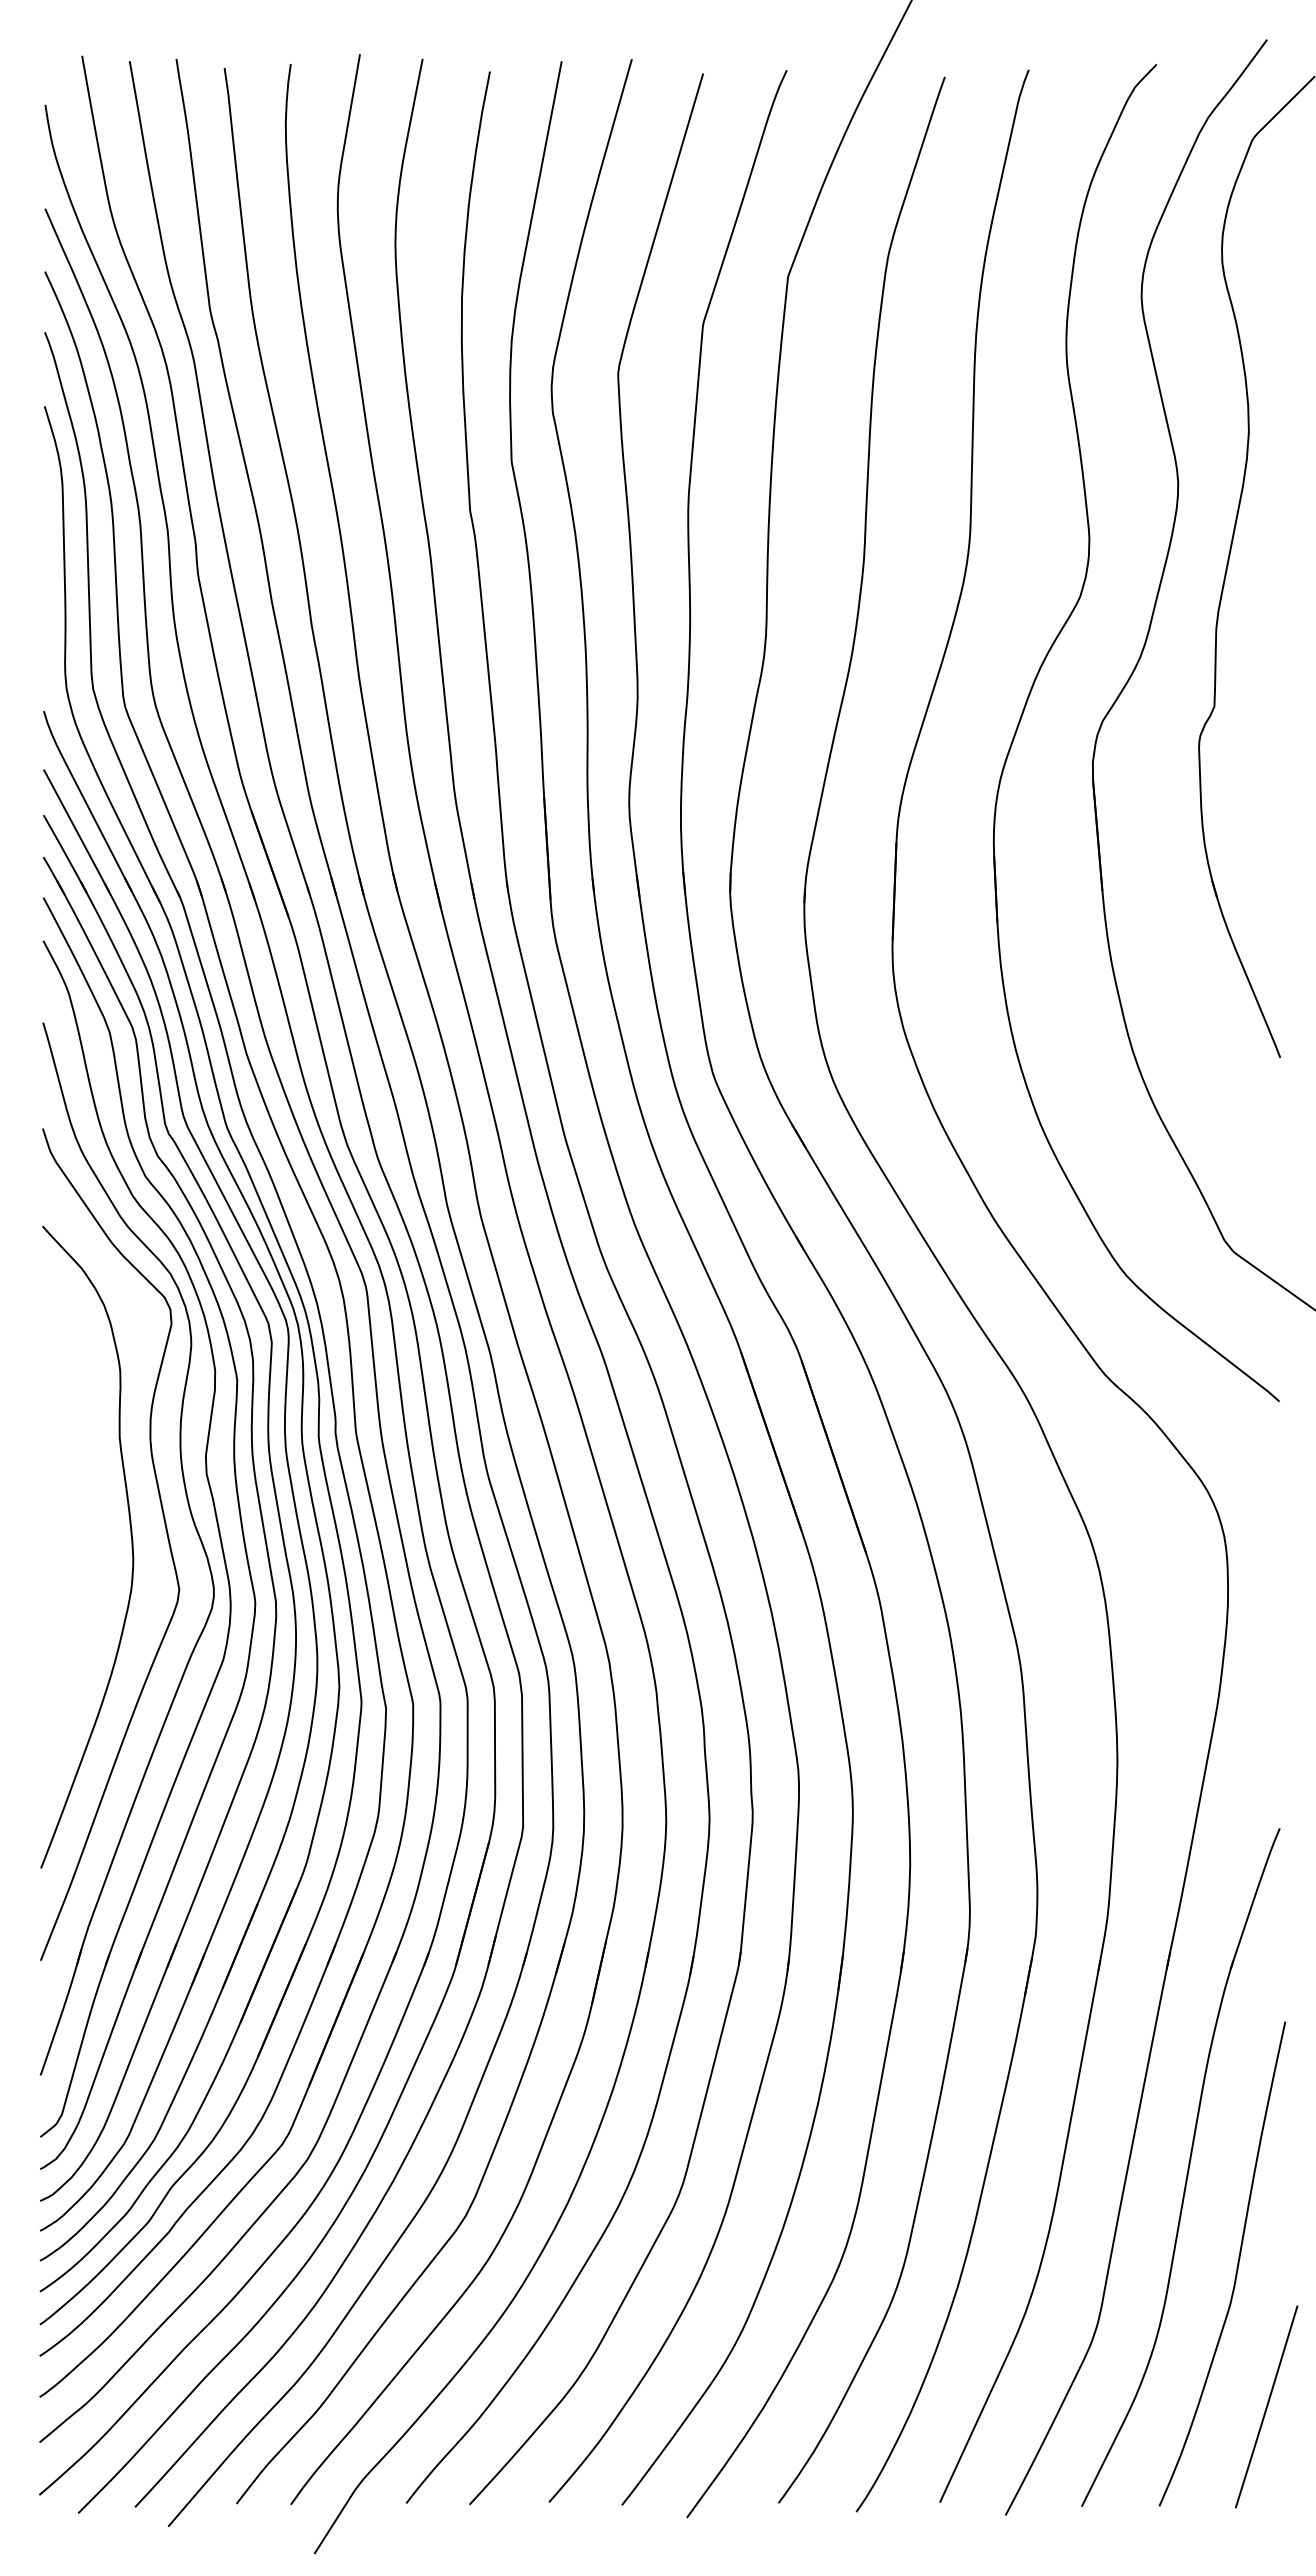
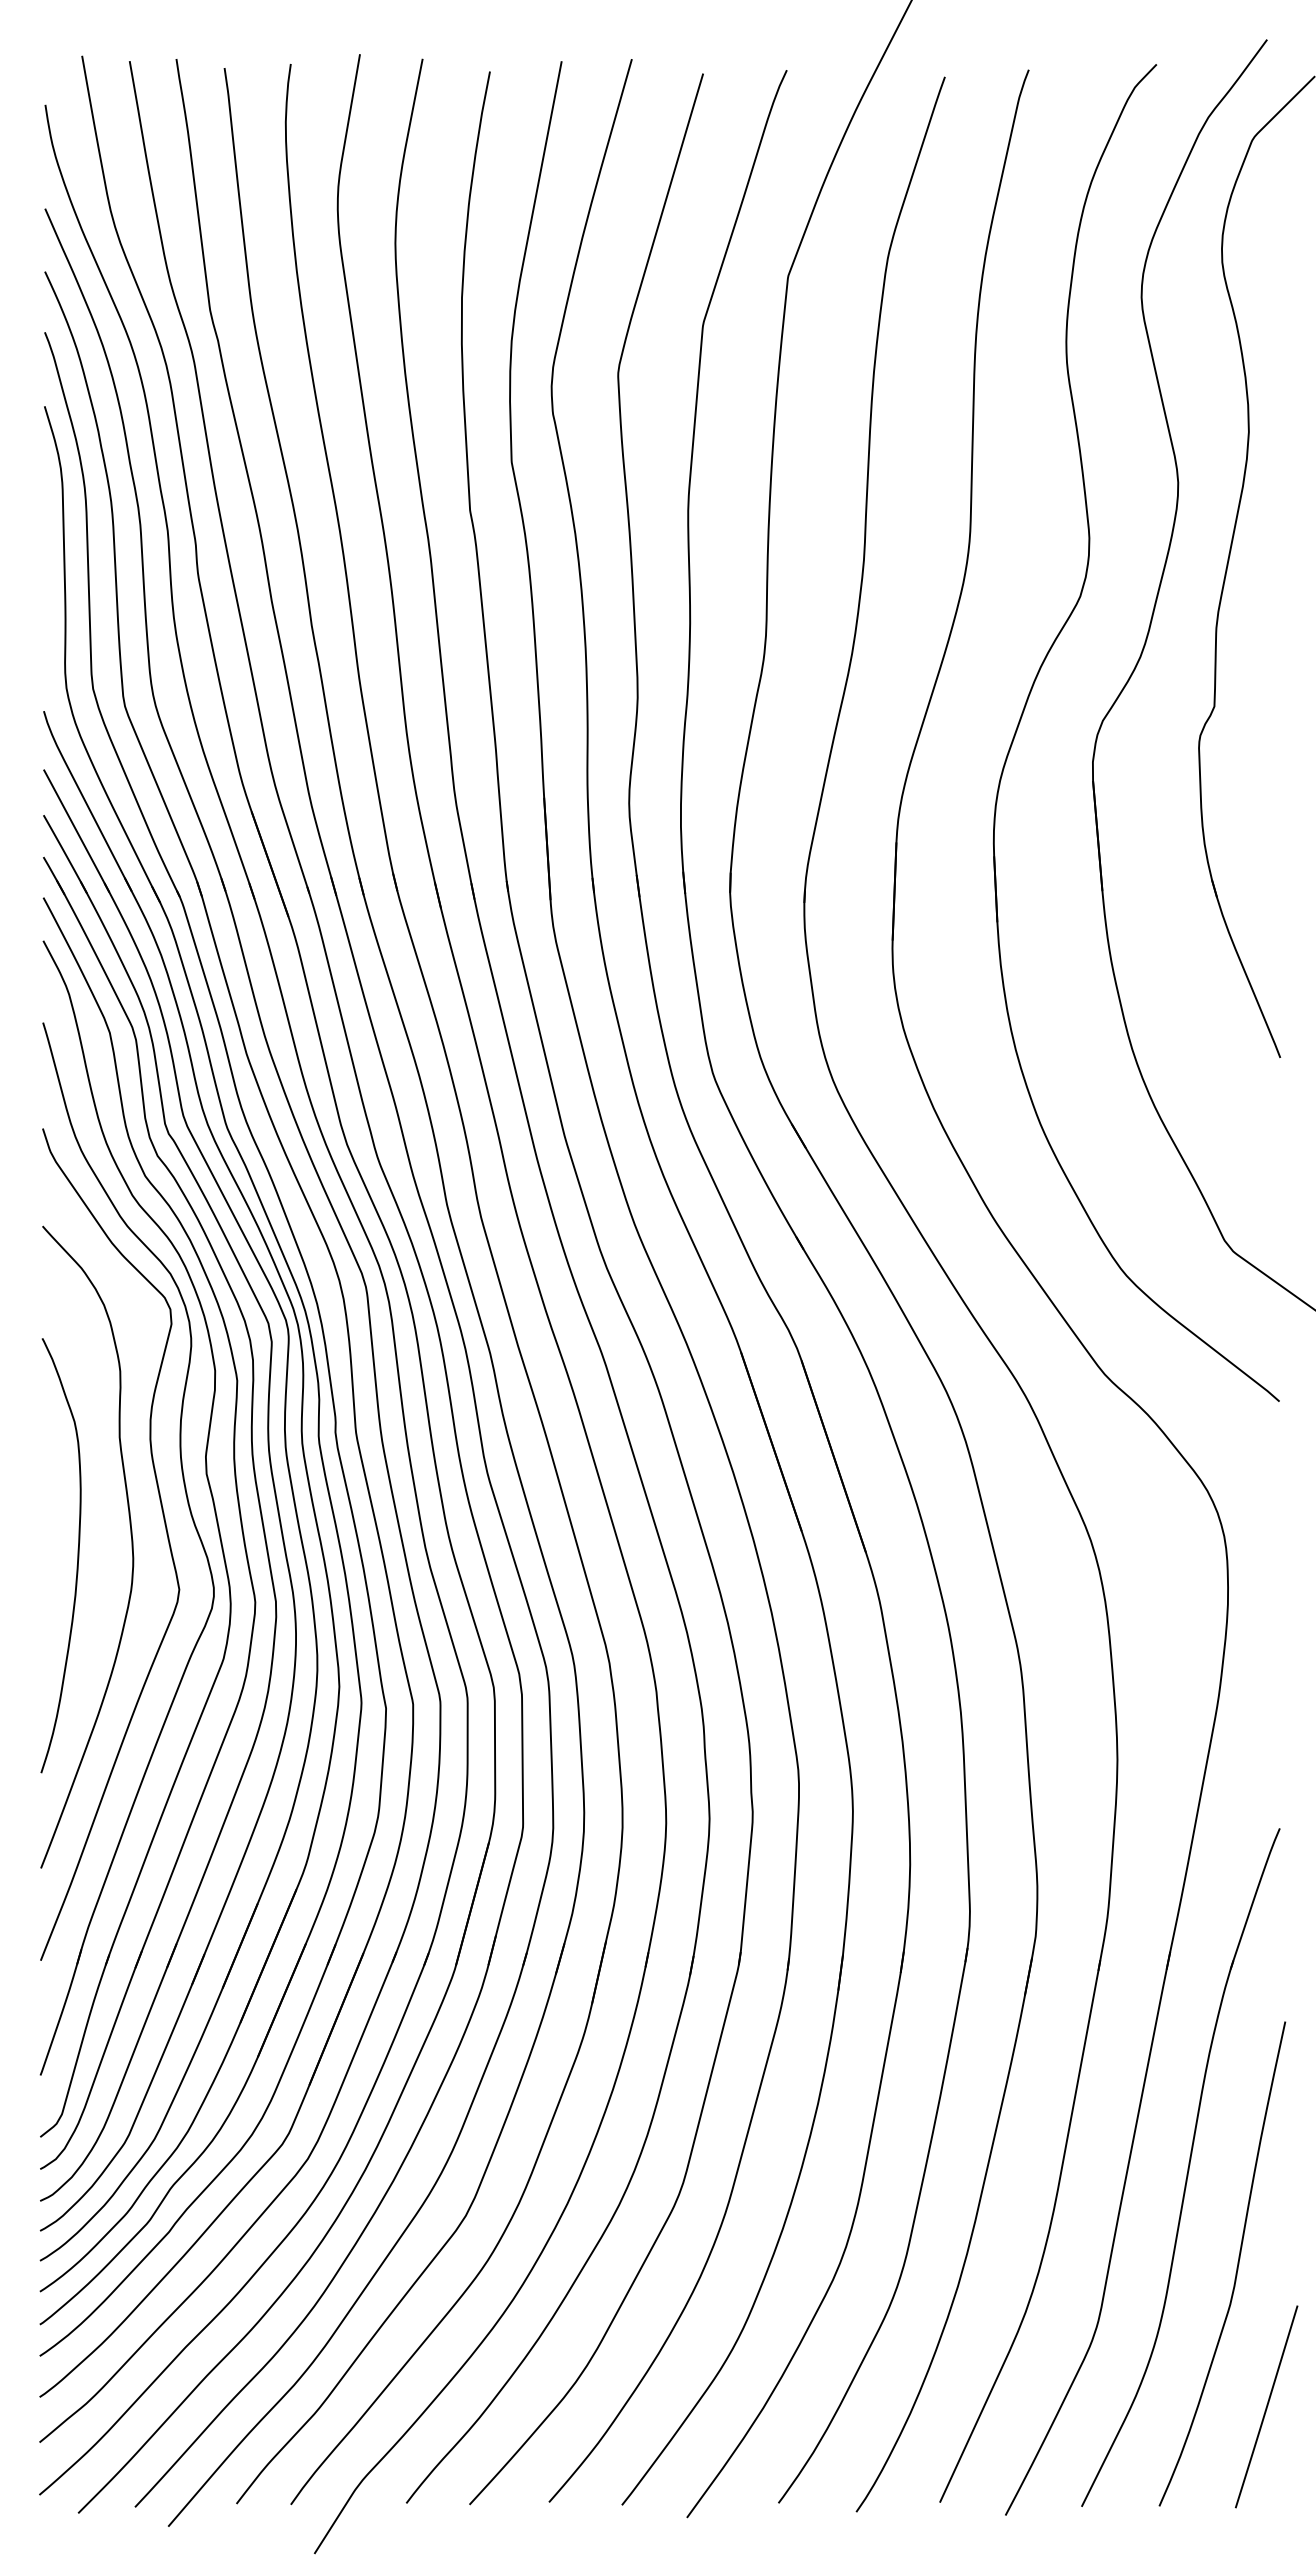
curve: none -> present (77, 1555)
